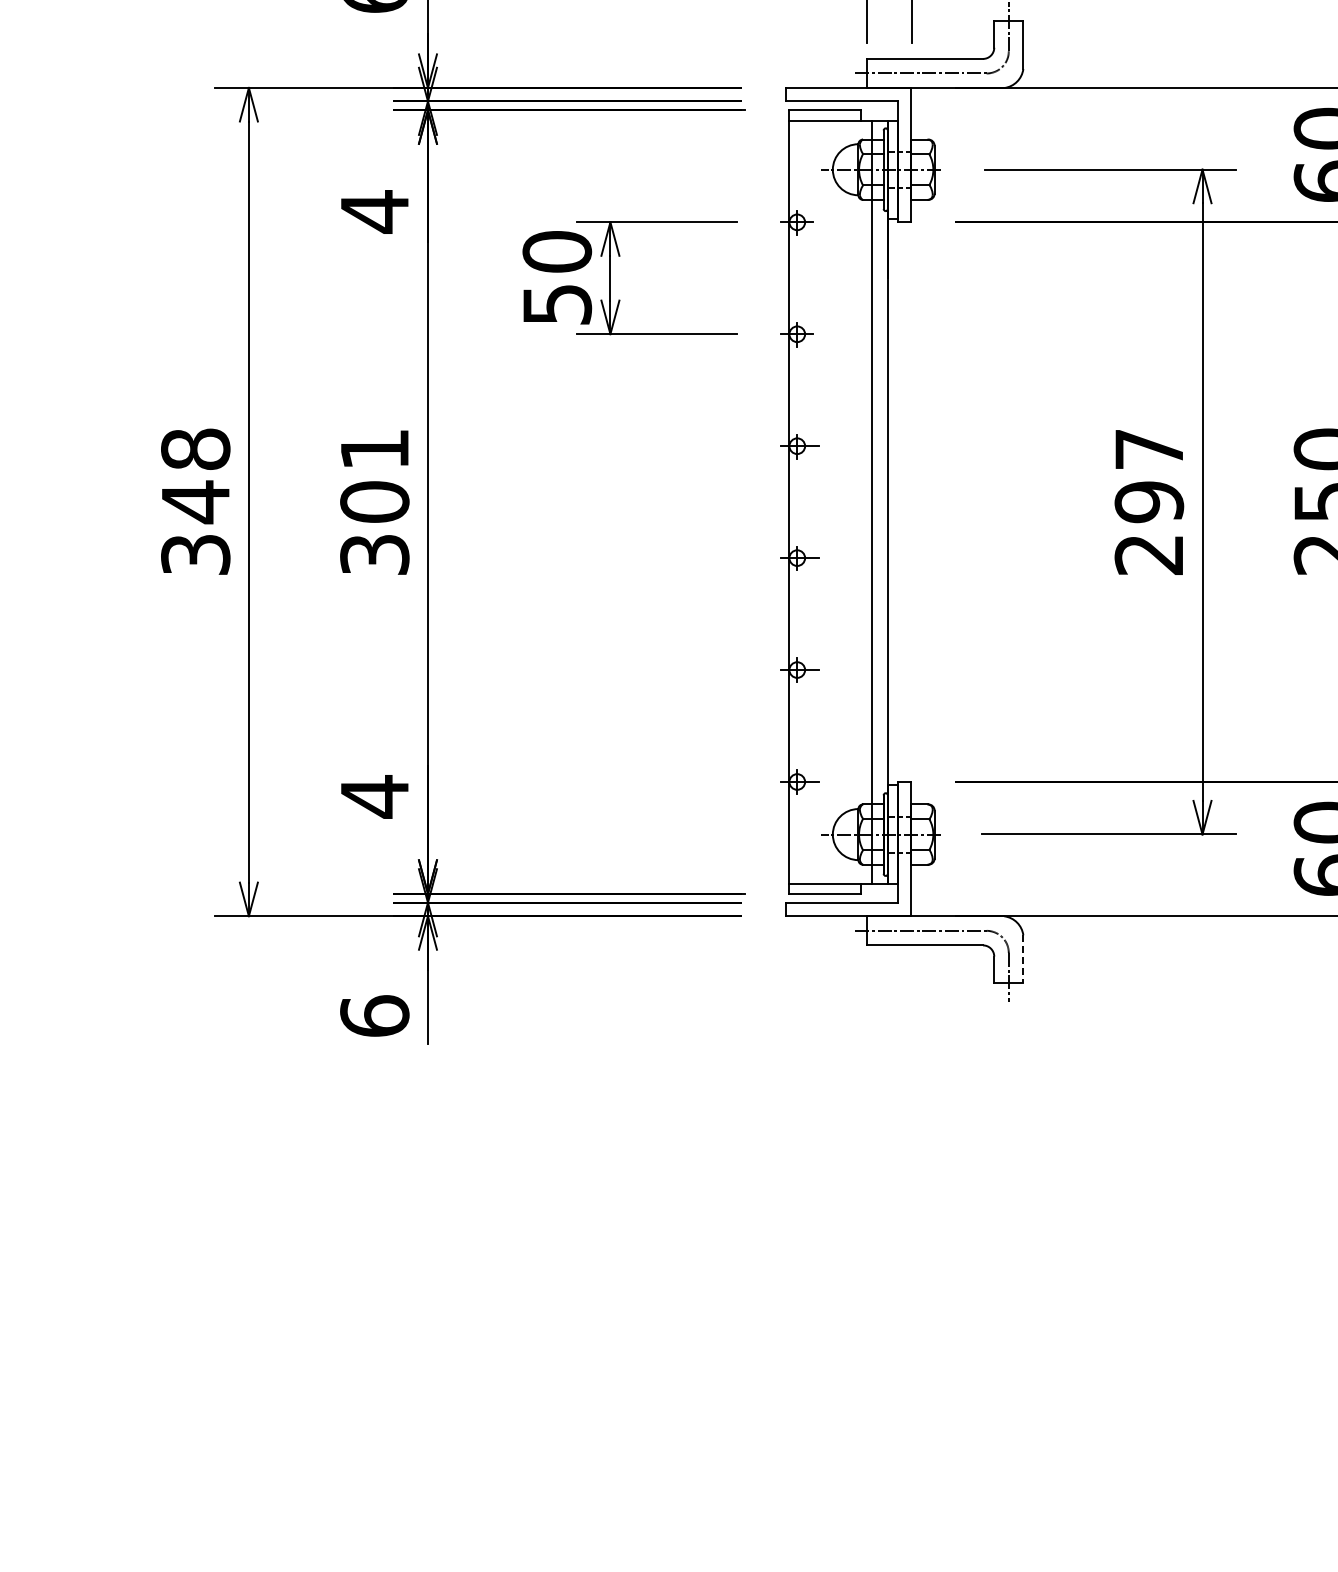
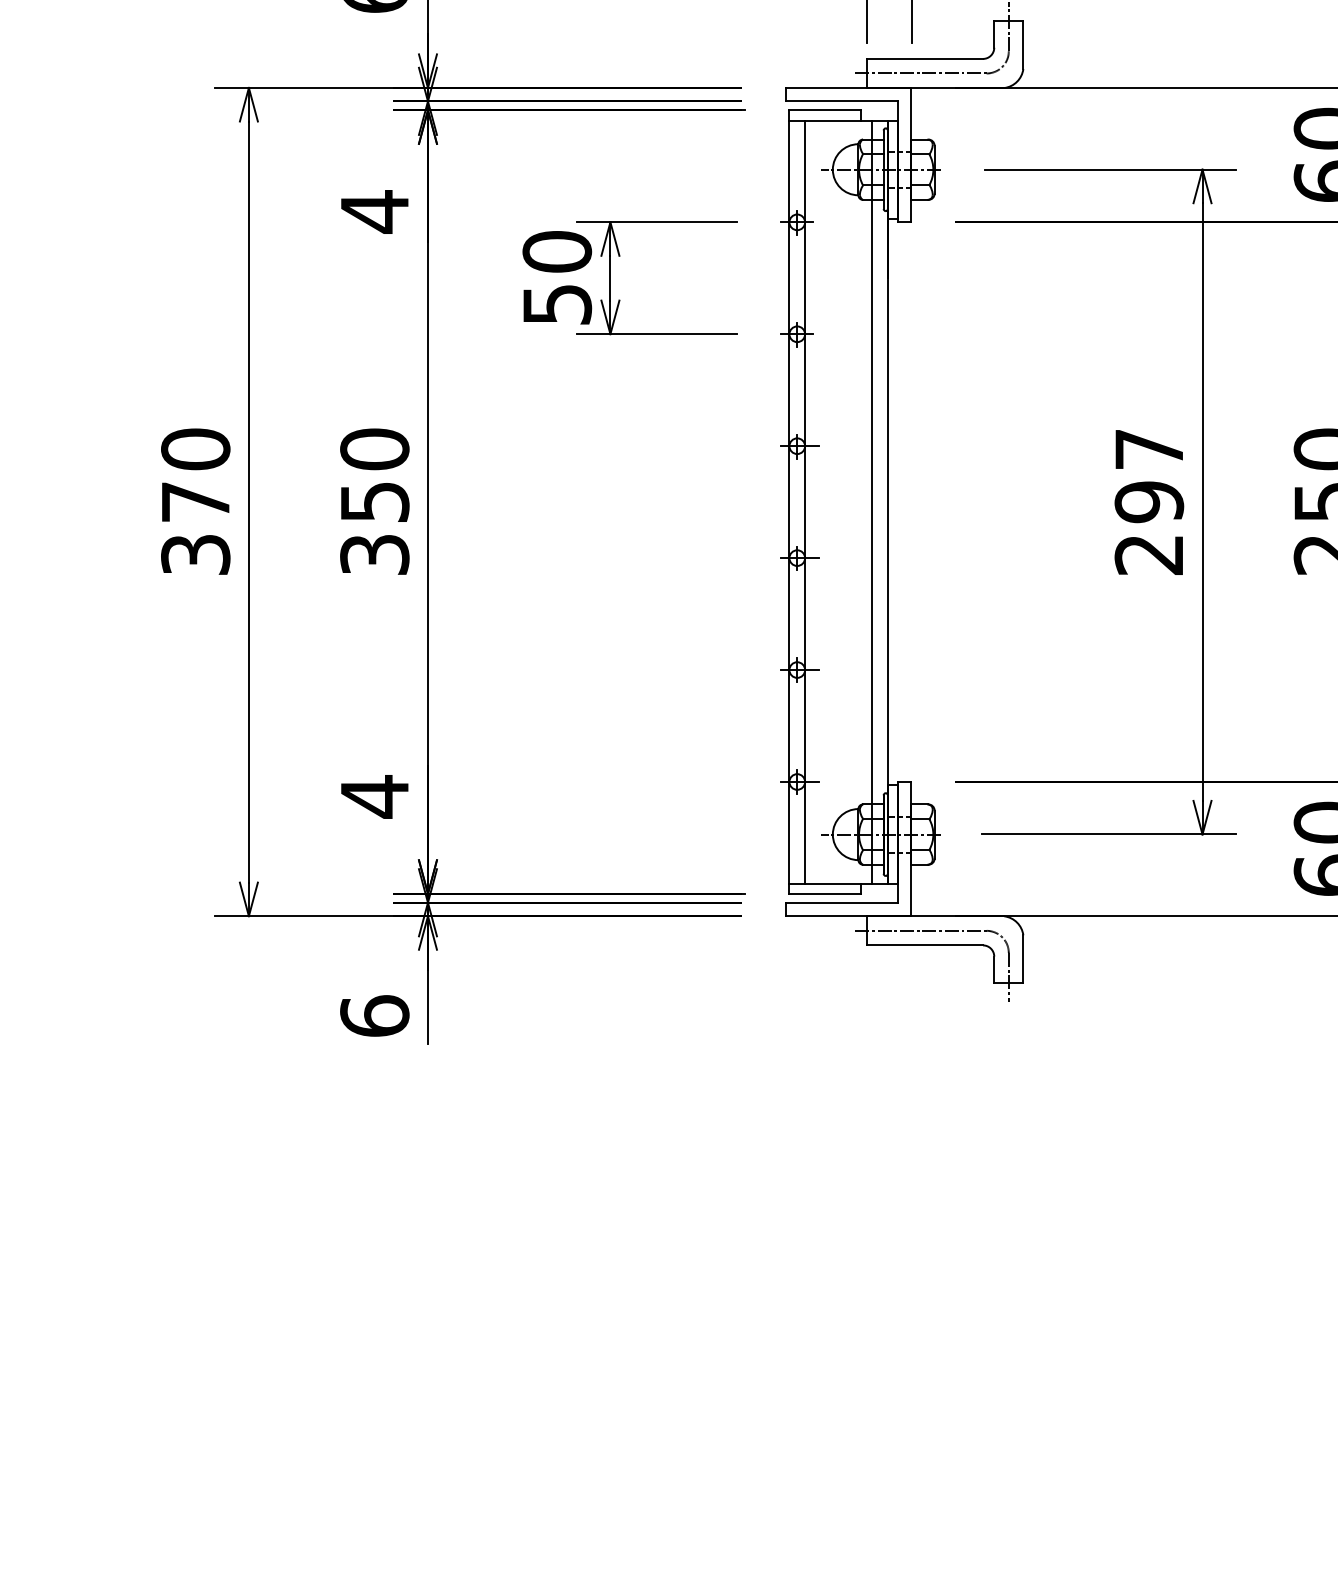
text: 301 -> 350 (374, 475)
text: 348 -> 370 (195, 476)
line: none -> present (805, 501)
line: dashed -> solid (1023, 959)
